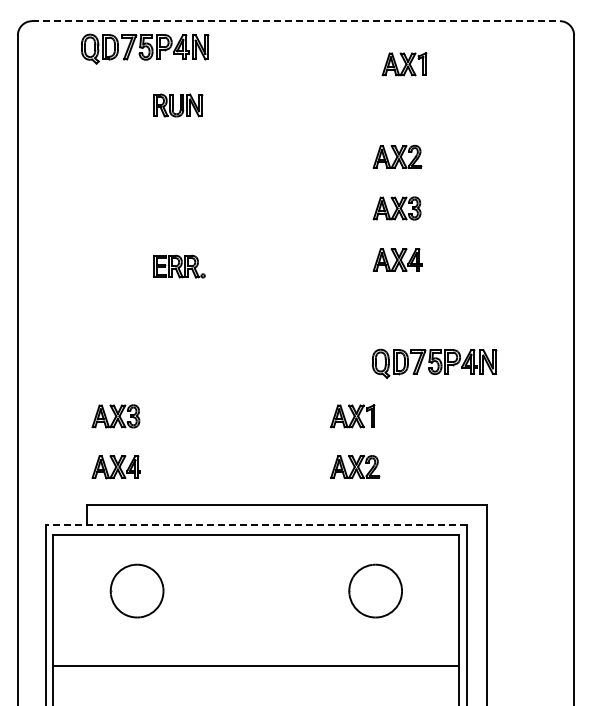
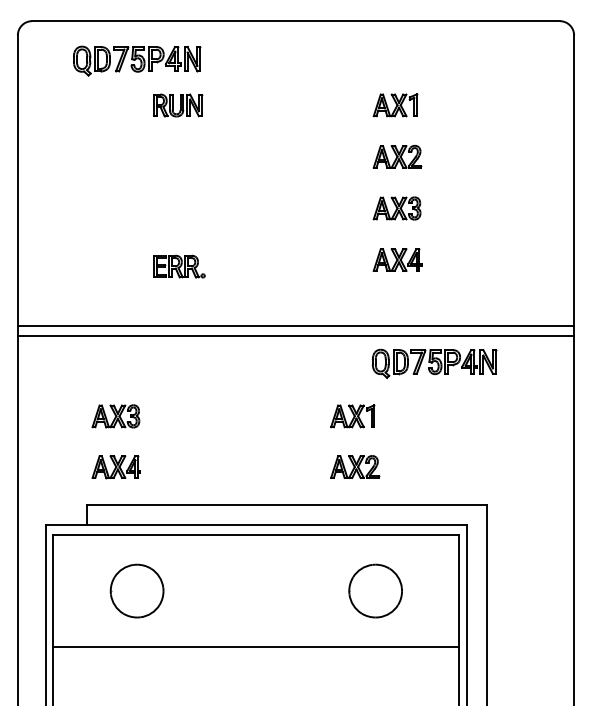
line: dashed -> solid (296, 21)
part position: (145, 48) -> (137, 60) (137, 60)
part position: (404, 64) -> (395, 105) (395, 105)
line: none -> present (295, 325)
line: none -> present (295, 335)
line: dashed -> solid (255, 525)
line position: (256, 665) -> (256, 646) (256, 646)
